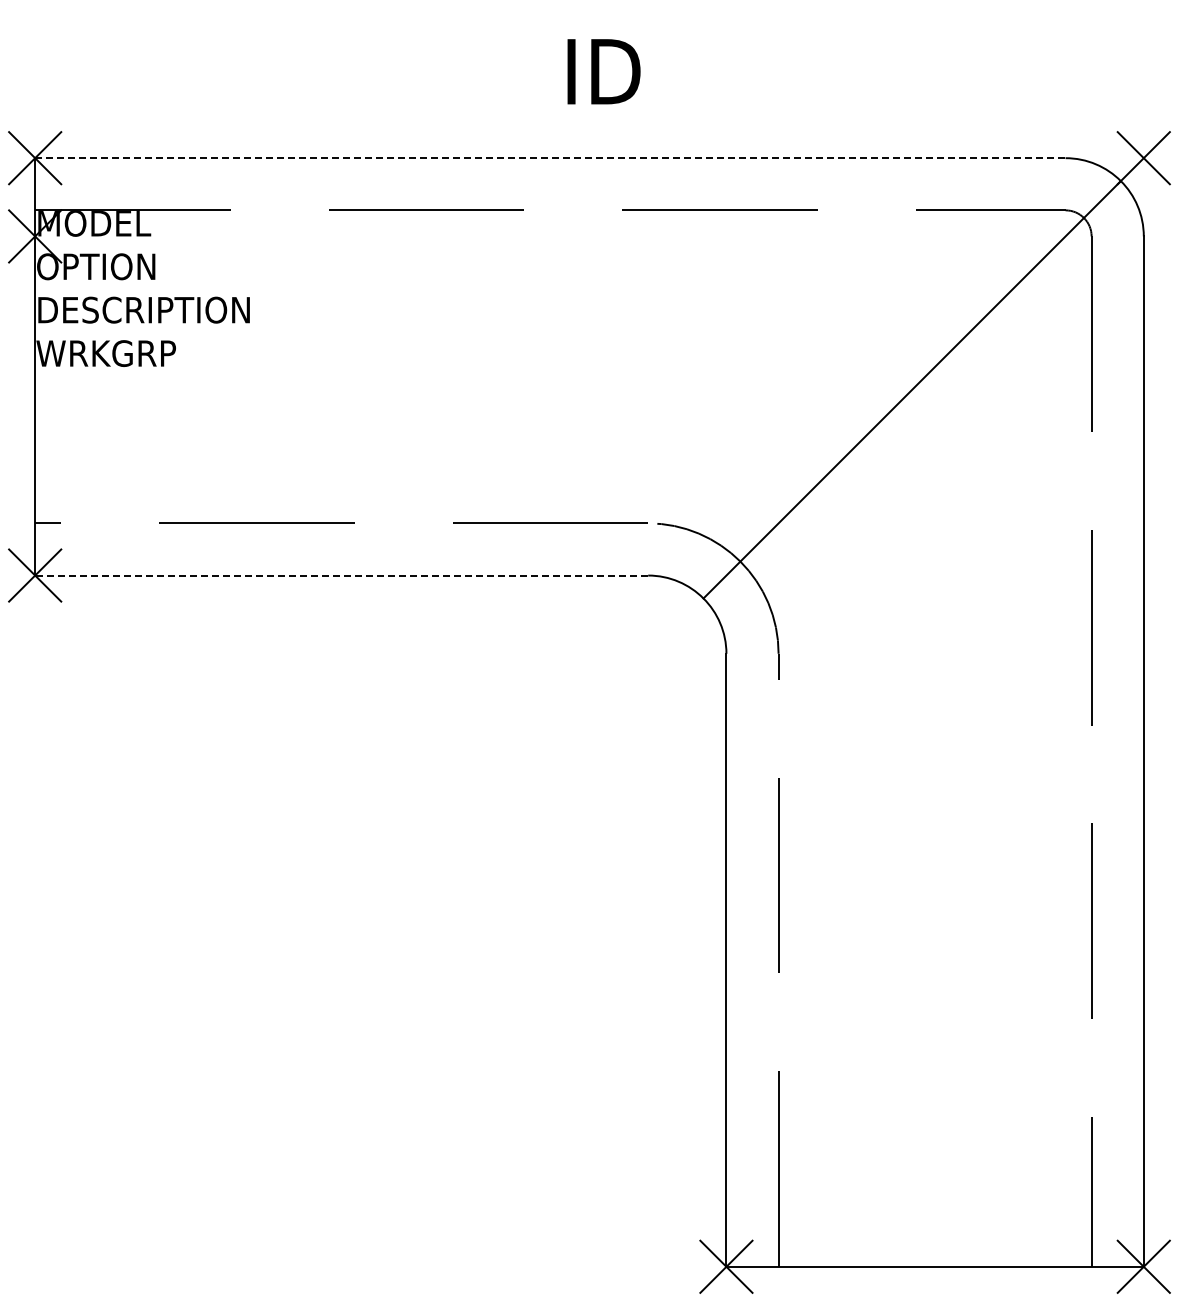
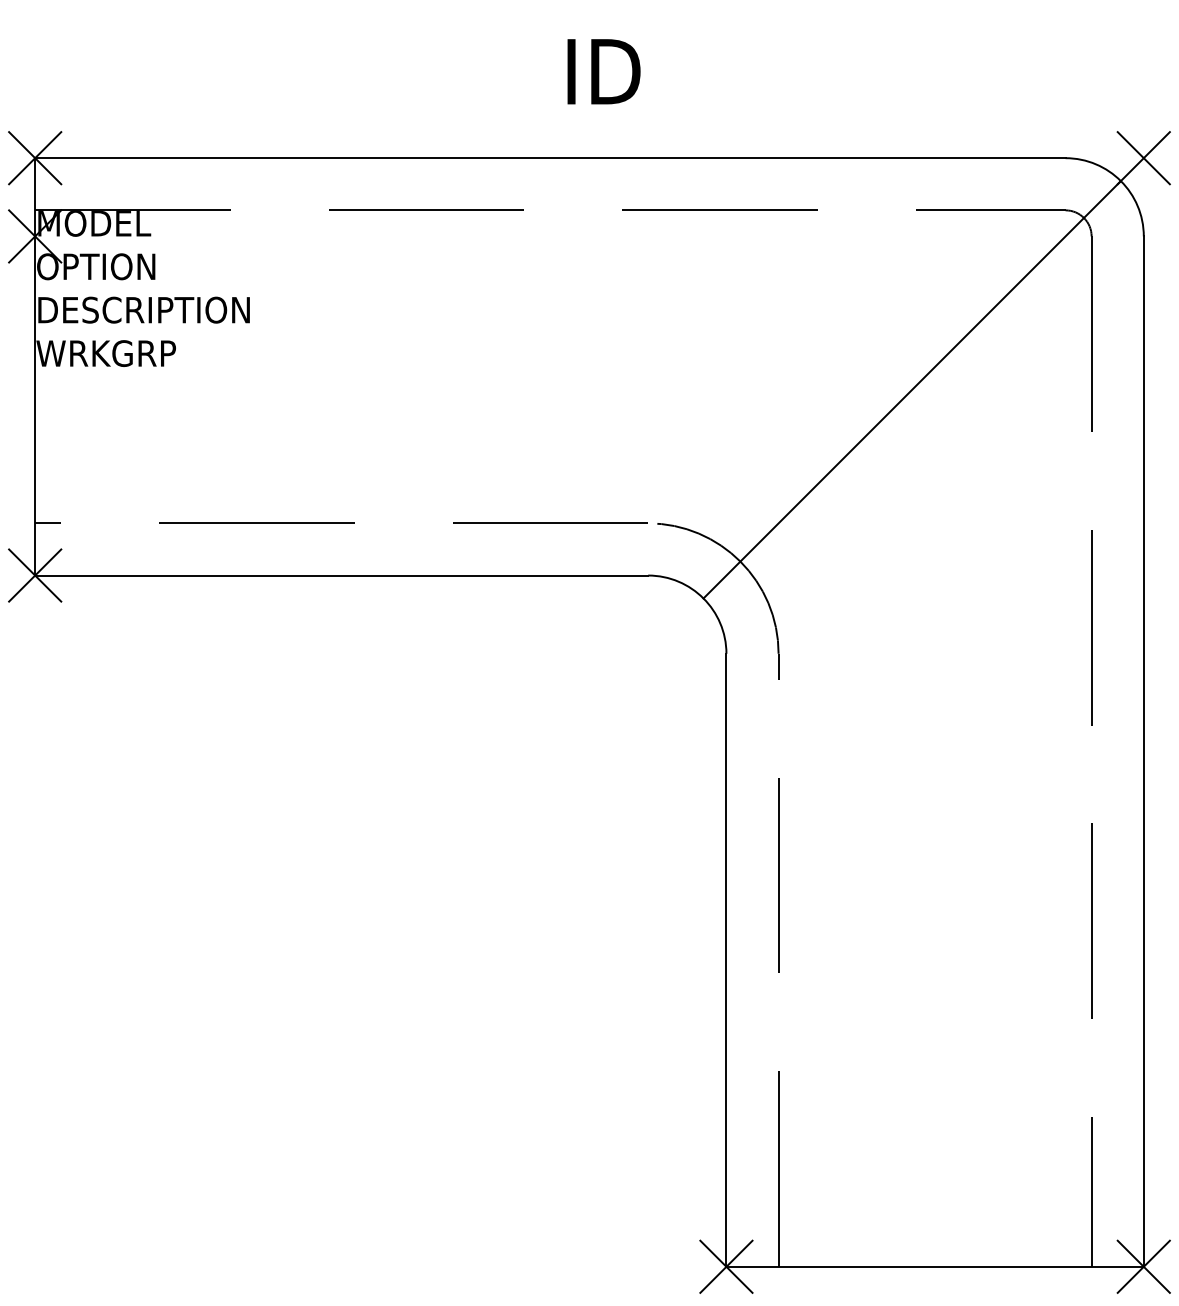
line: dashed -> solid (550, 158)
line: dashed -> solid (341, 575)
